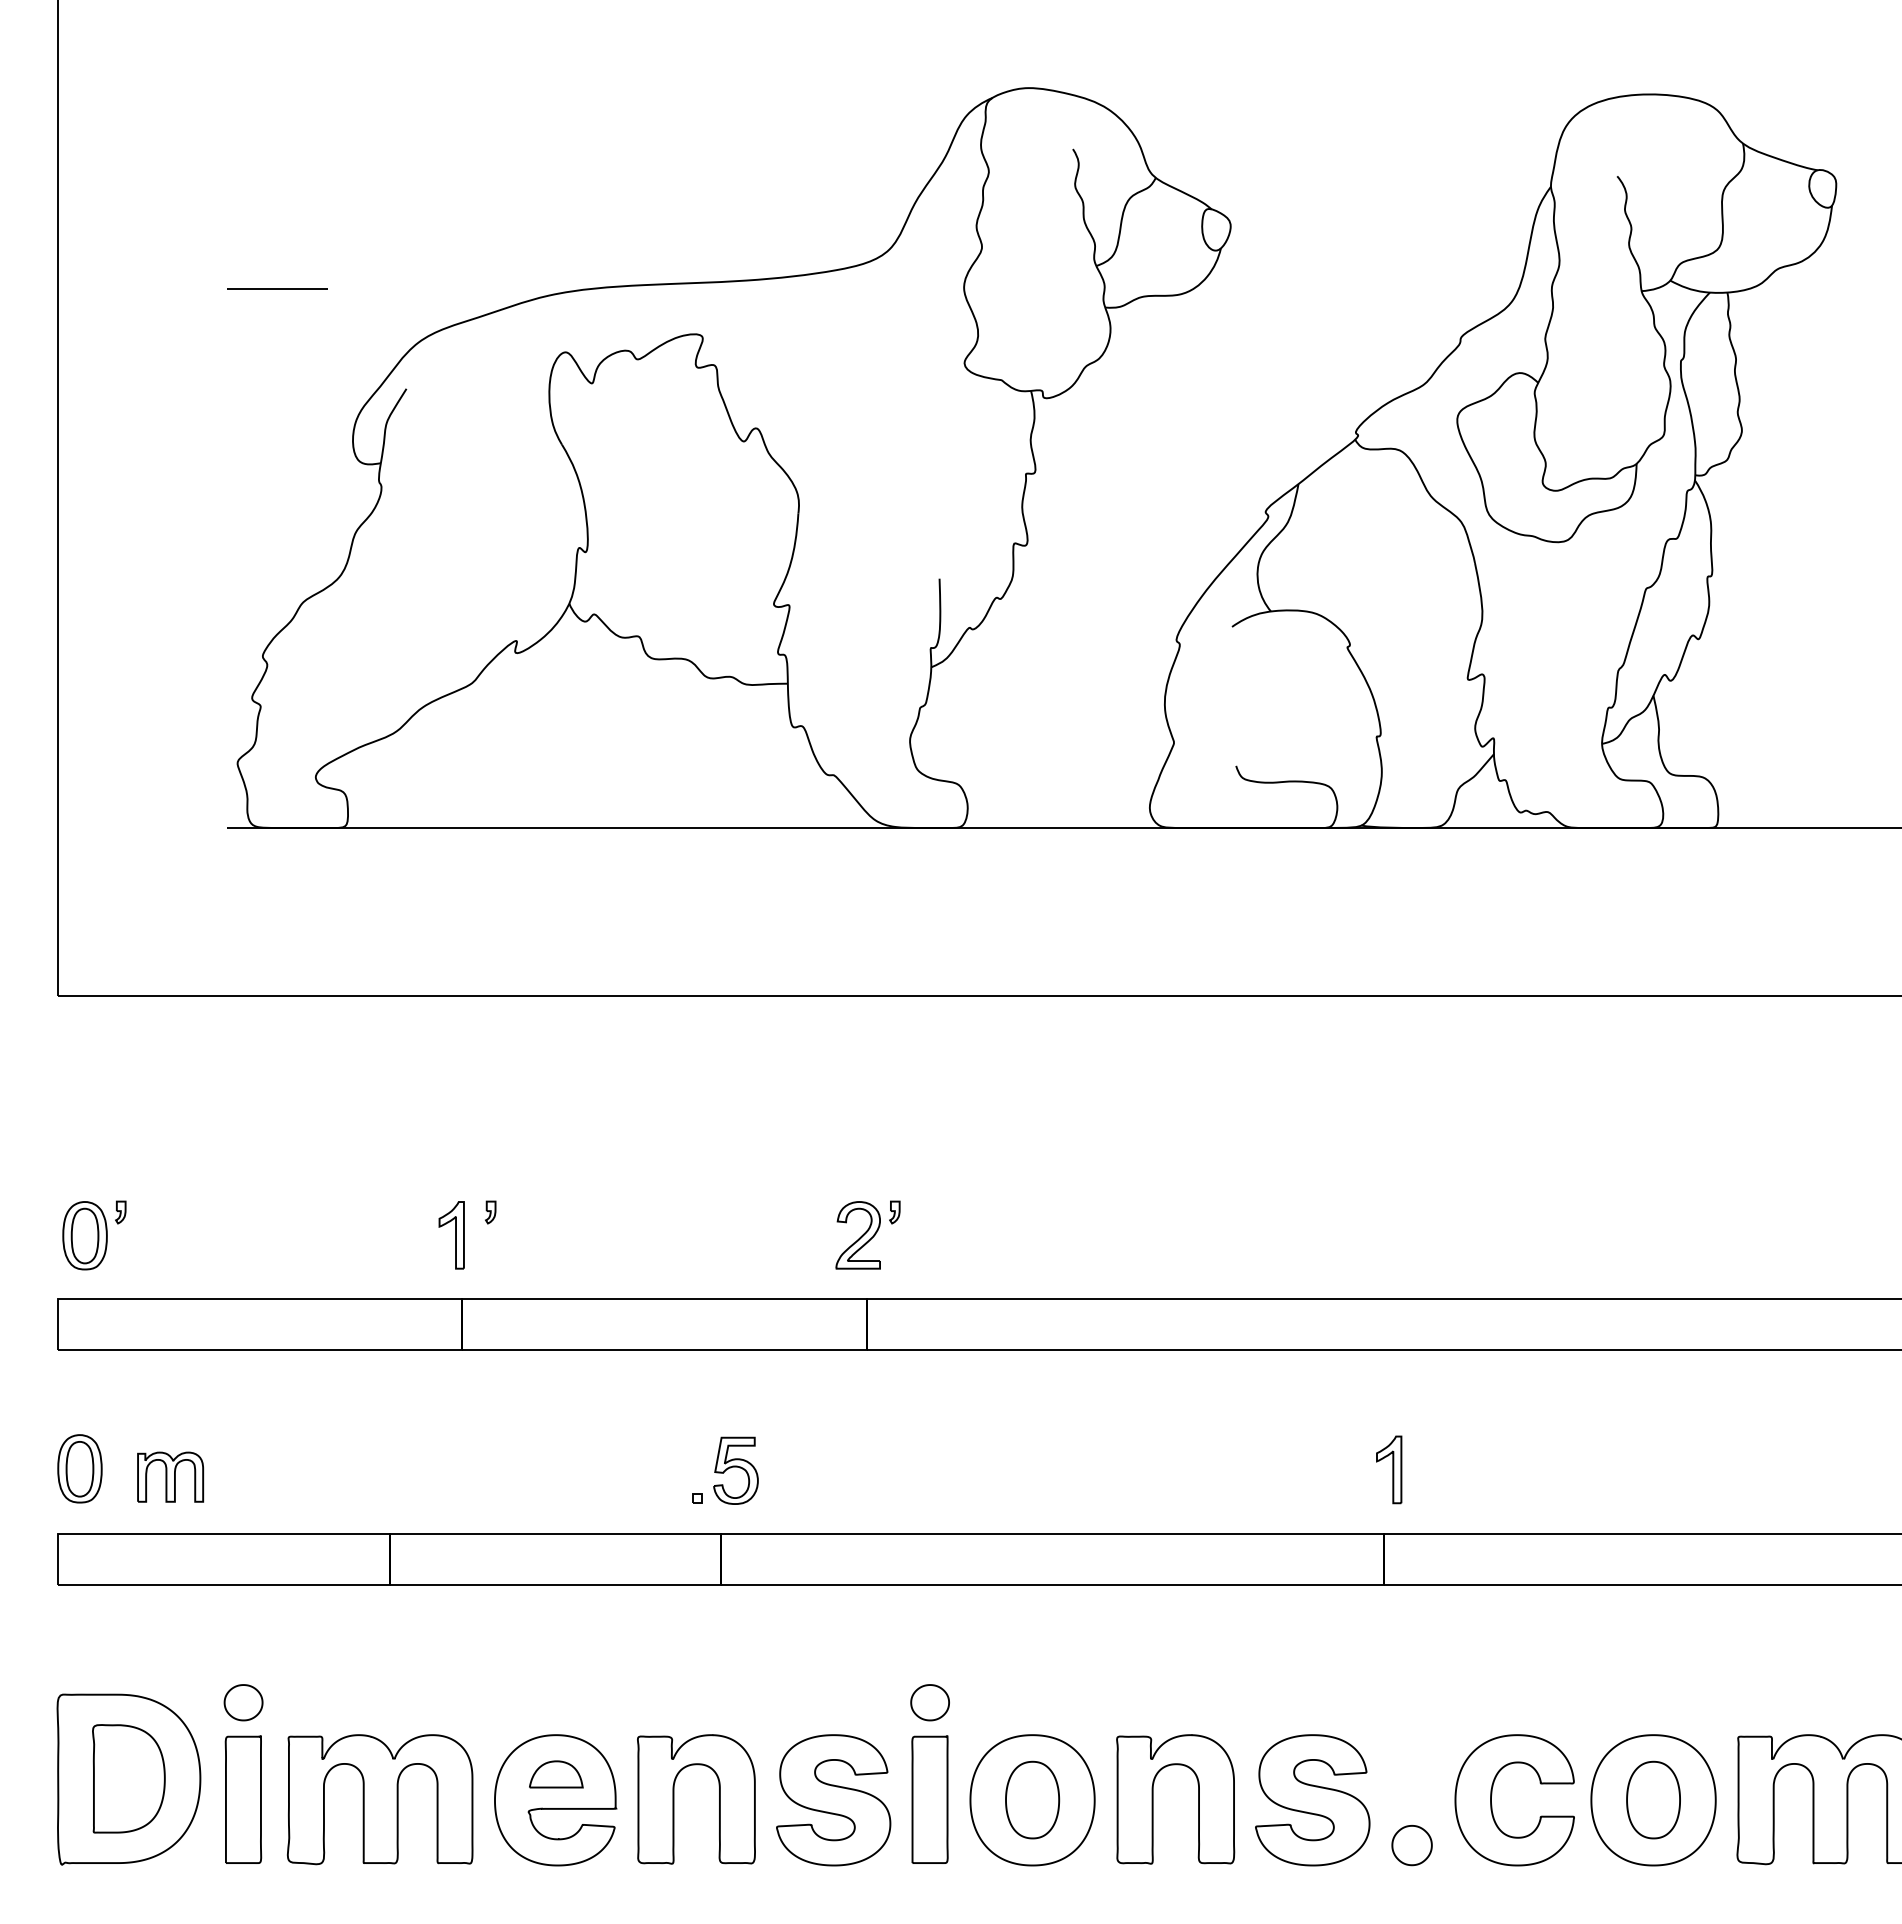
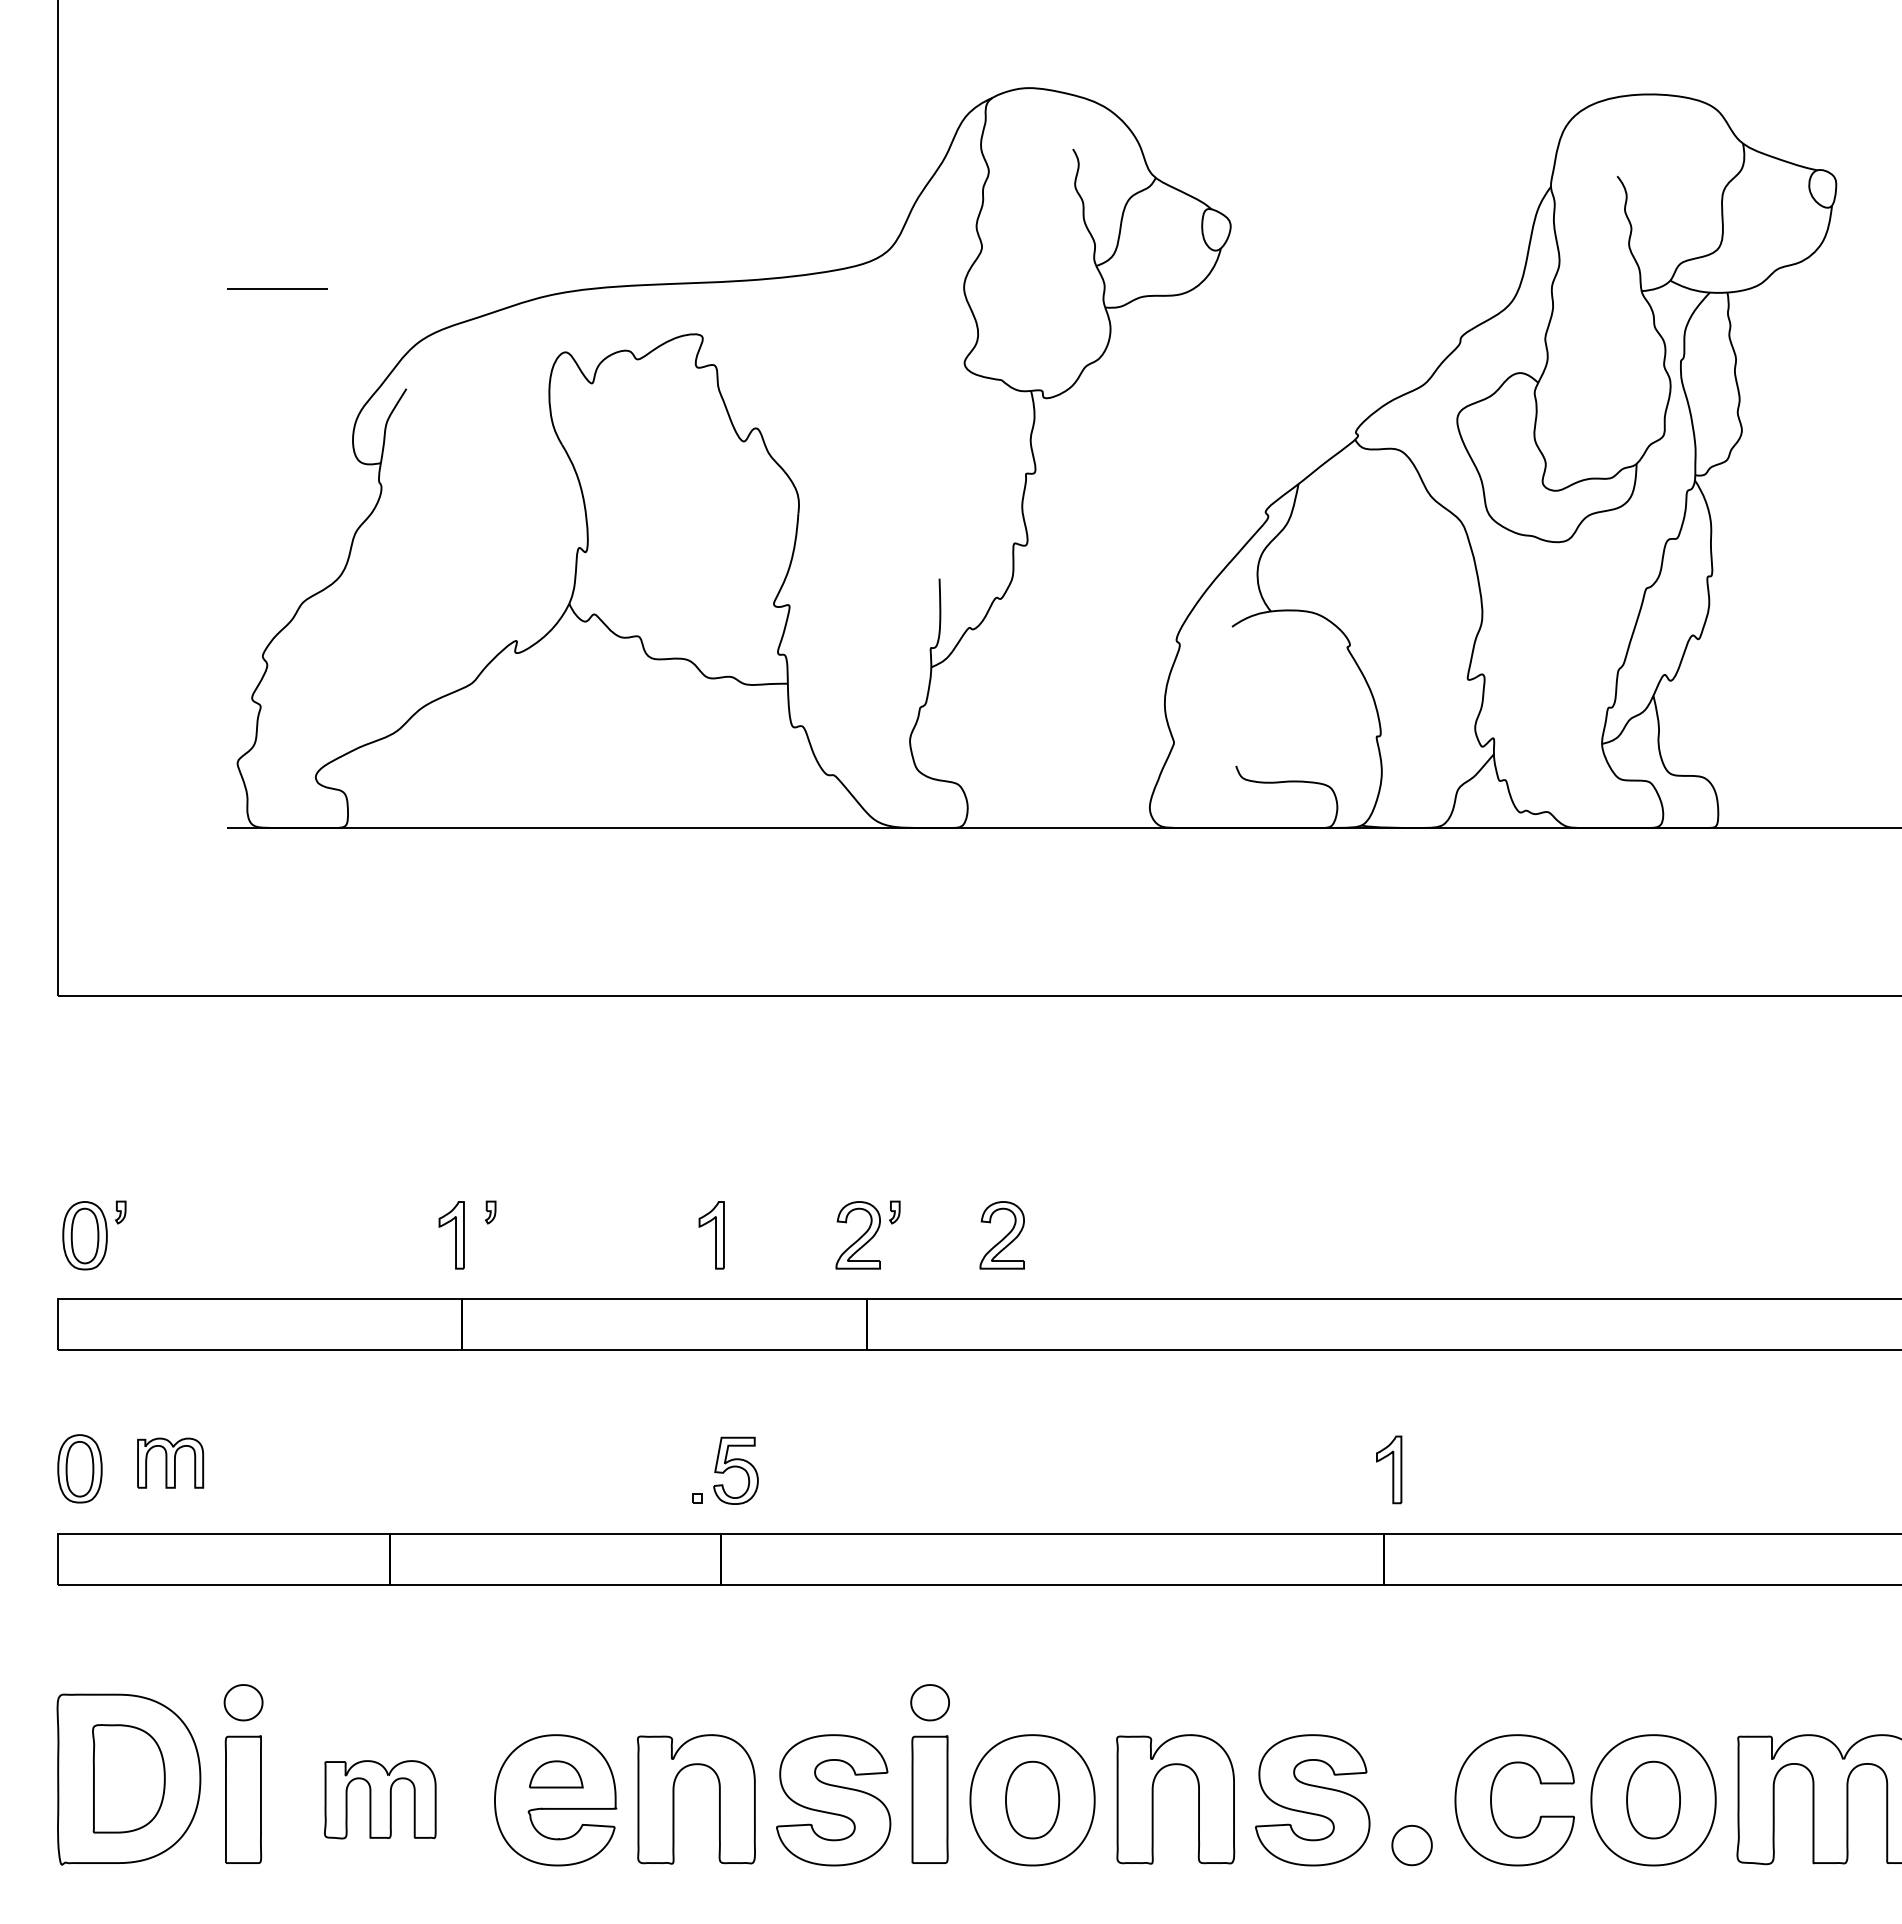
part: none -> present (711, 1235)
part: none -> present (1001, 1235)
part position: (170, 1476) -> (170, 1462) (170, 1462)
part size: 187x132 px -> 113x80 px (380, 1799)
